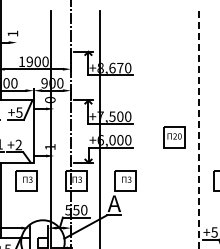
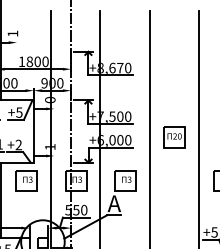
text: 1900 -> 1800 (29, 61)
line: none -> present (149, 128)
line: dashed -> solid (199, 129)
